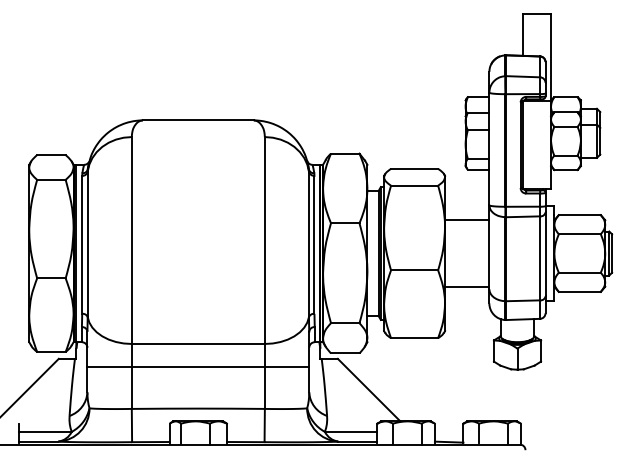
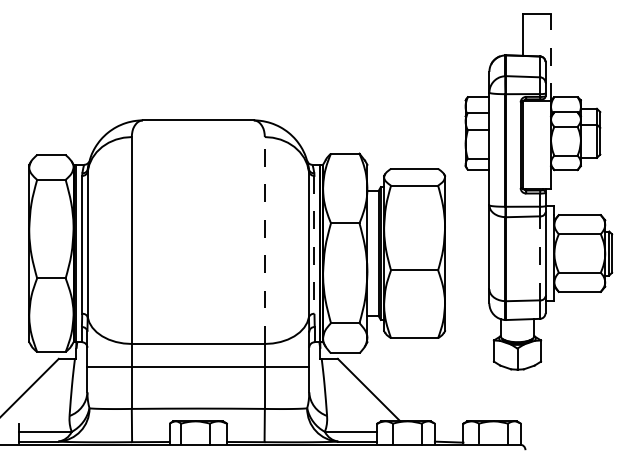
line: solid -> dashed (551, 57)
line: present -> none (467, 220)
line: solid -> dashed (264, 240)
line: solid -> dashed (314, 244)
line: solid -> dashed (540, 258)
line: present -> none (467, 286)
